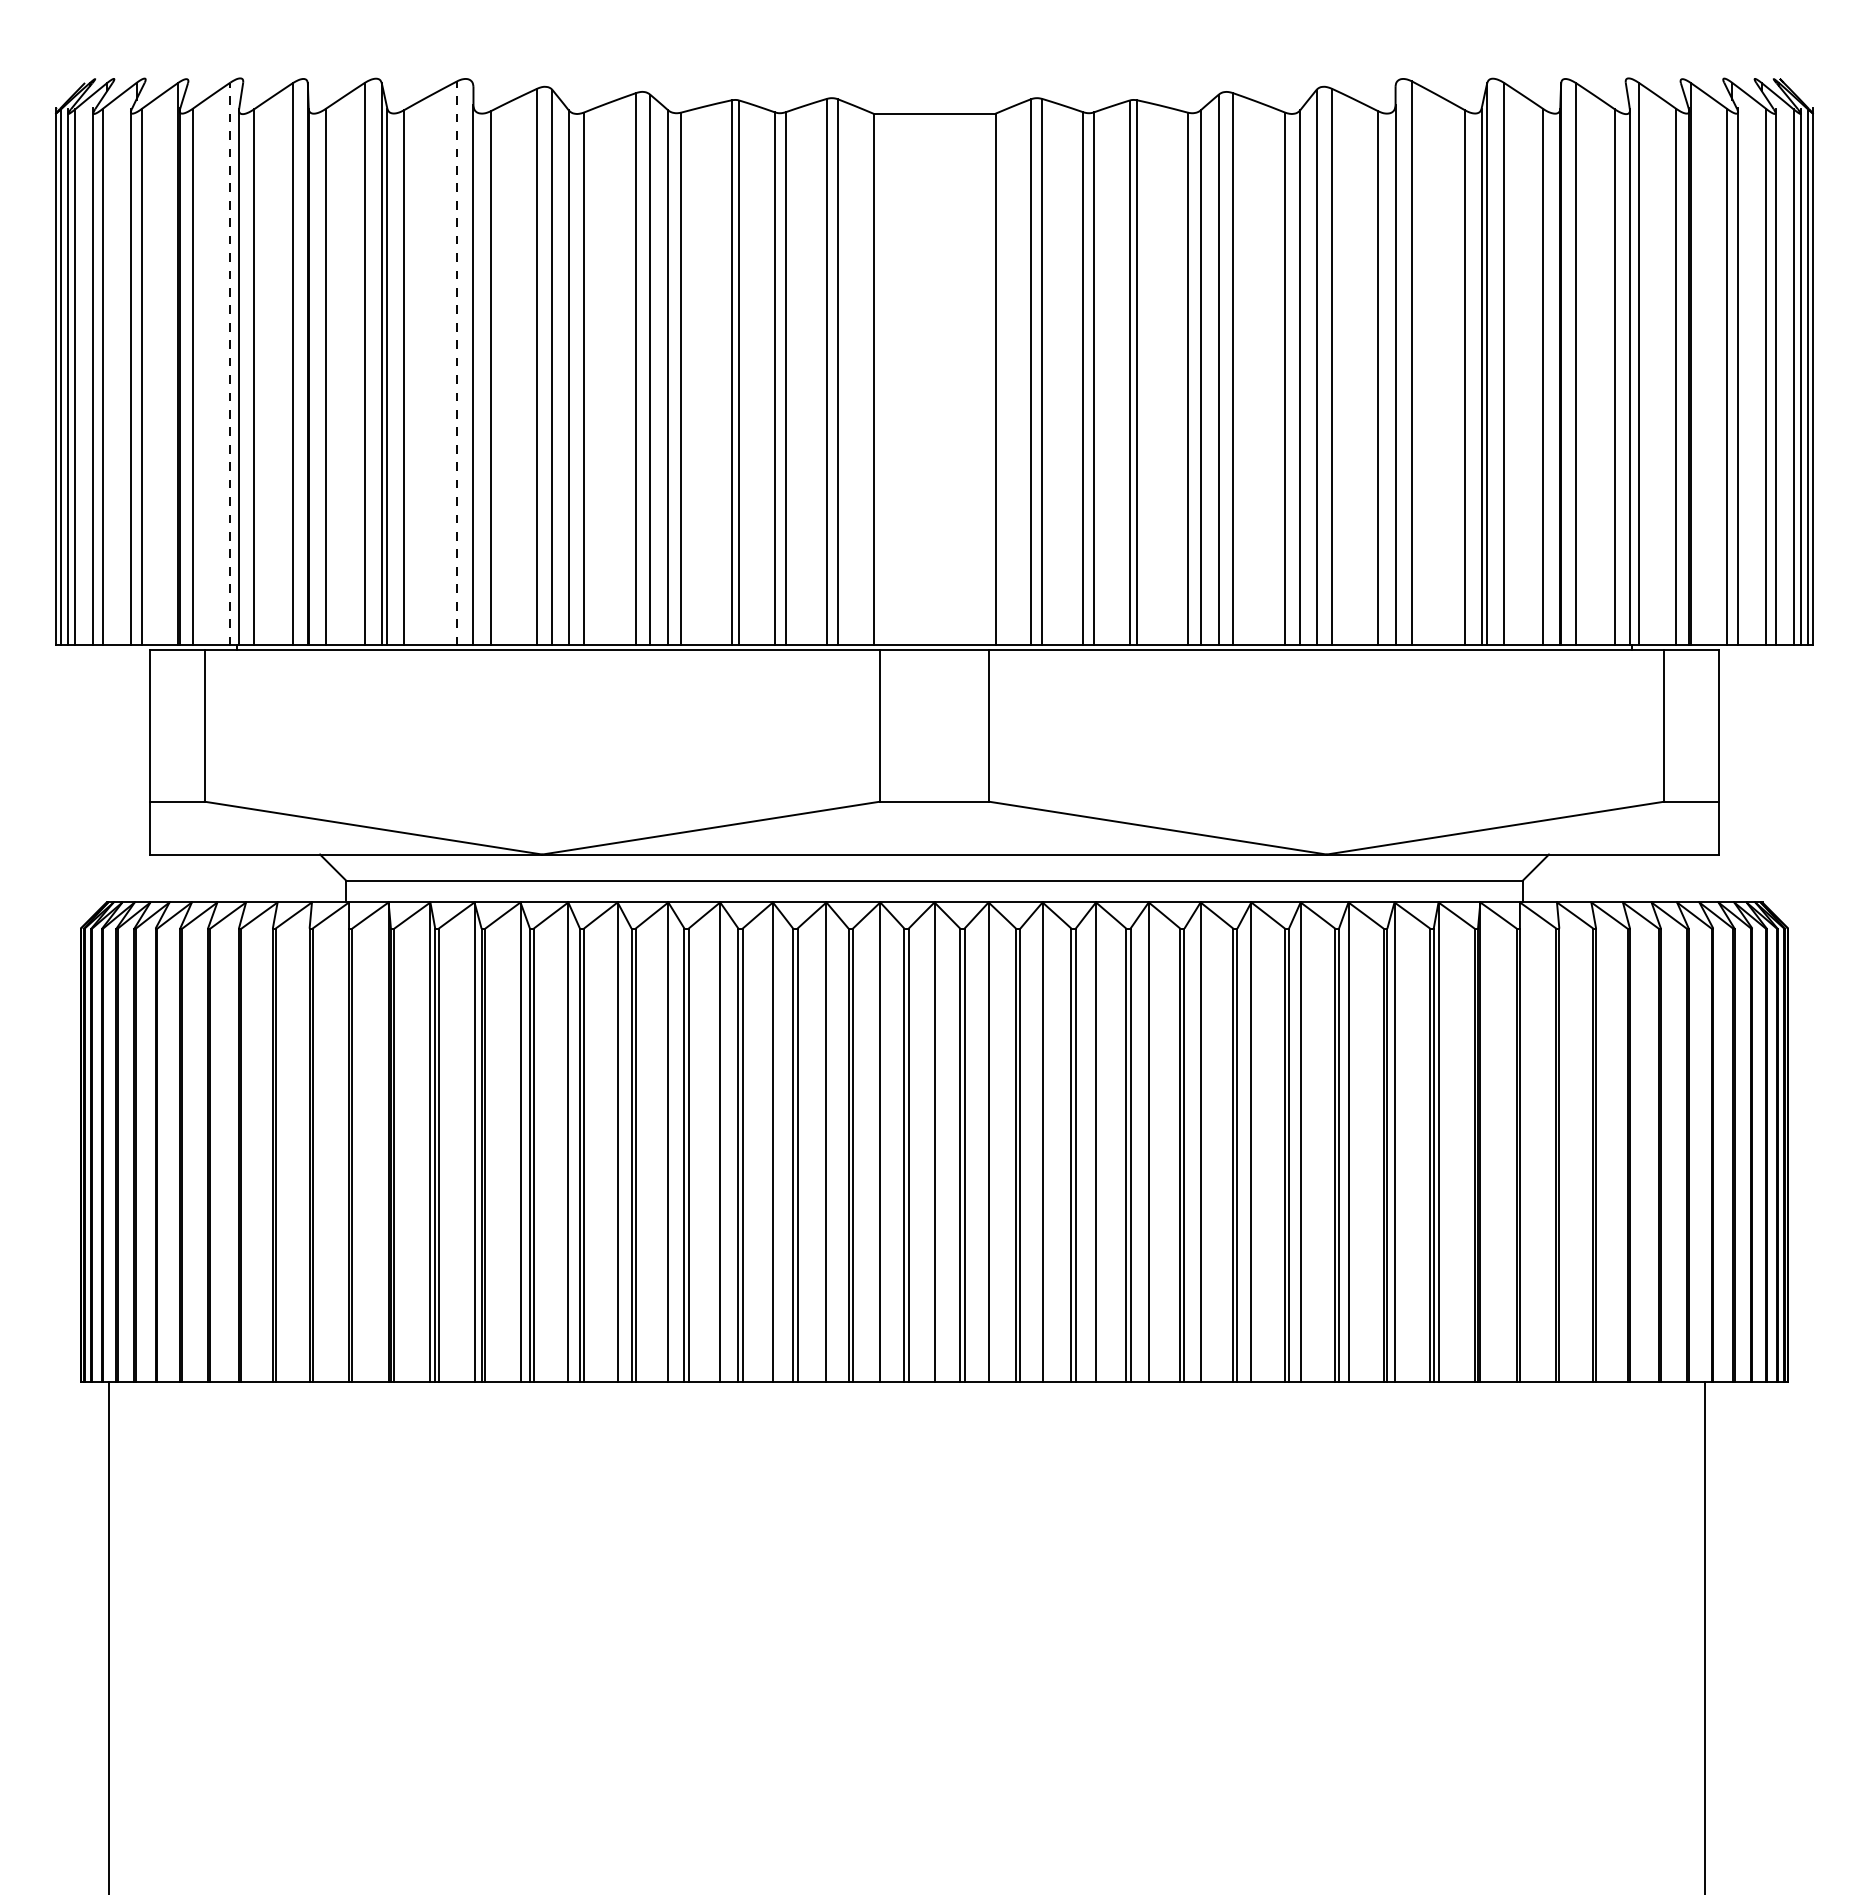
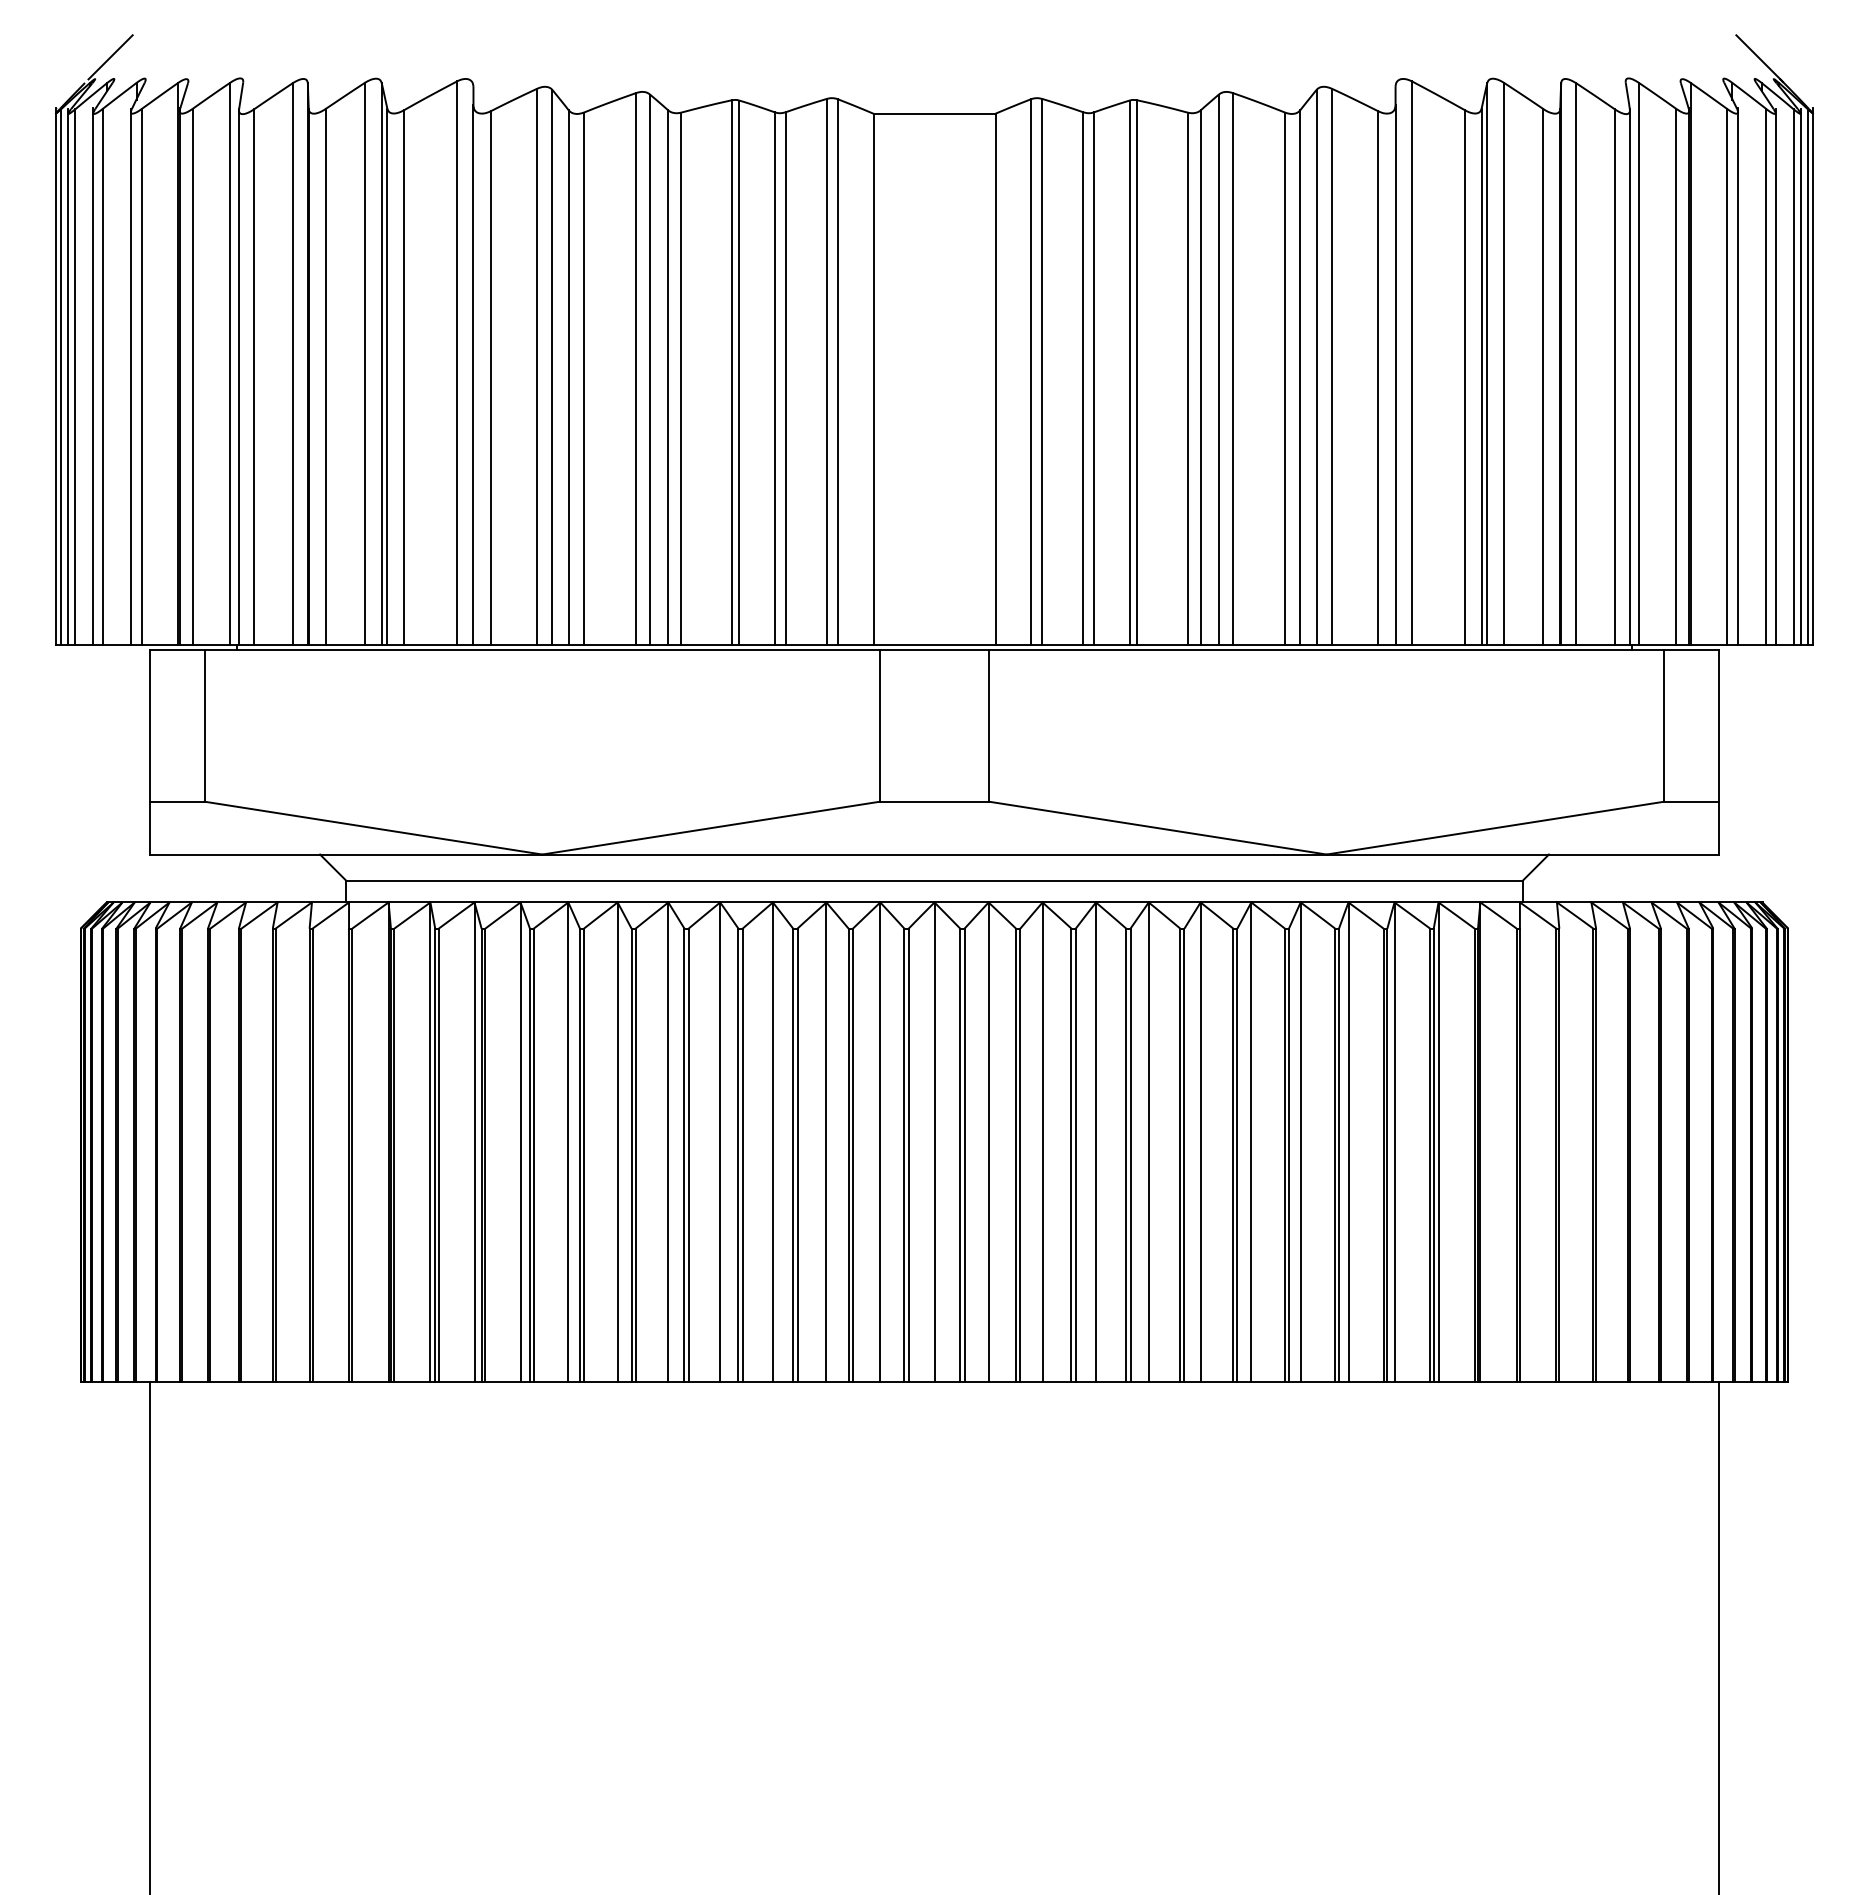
line: none -> present (1757, 56)
line: none -> present (110, 57)
line: dashed -> solid (230, 363)
line: dashed -> solid (456, 363)
line position: (109, 1636) -> (150, 1636) (150, 1636)
line position: (1704, 1636) -> (1718, 1636) (1718, 1636)
